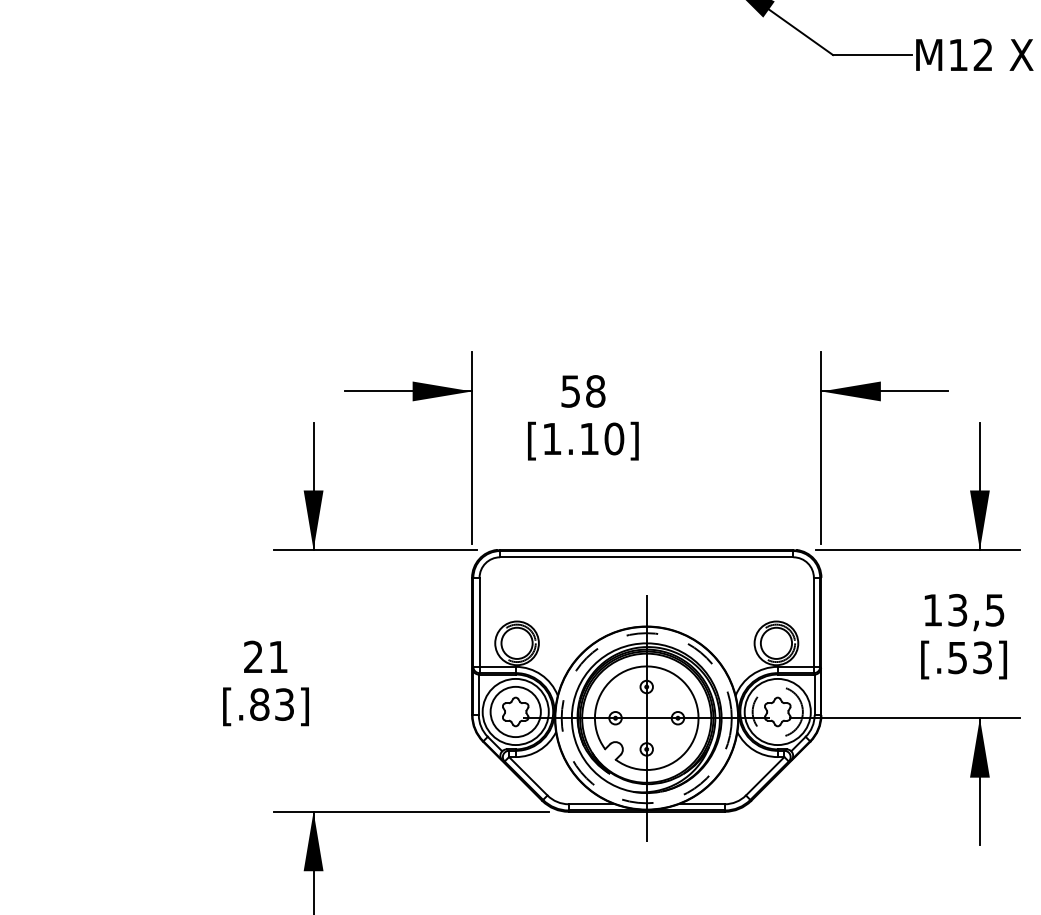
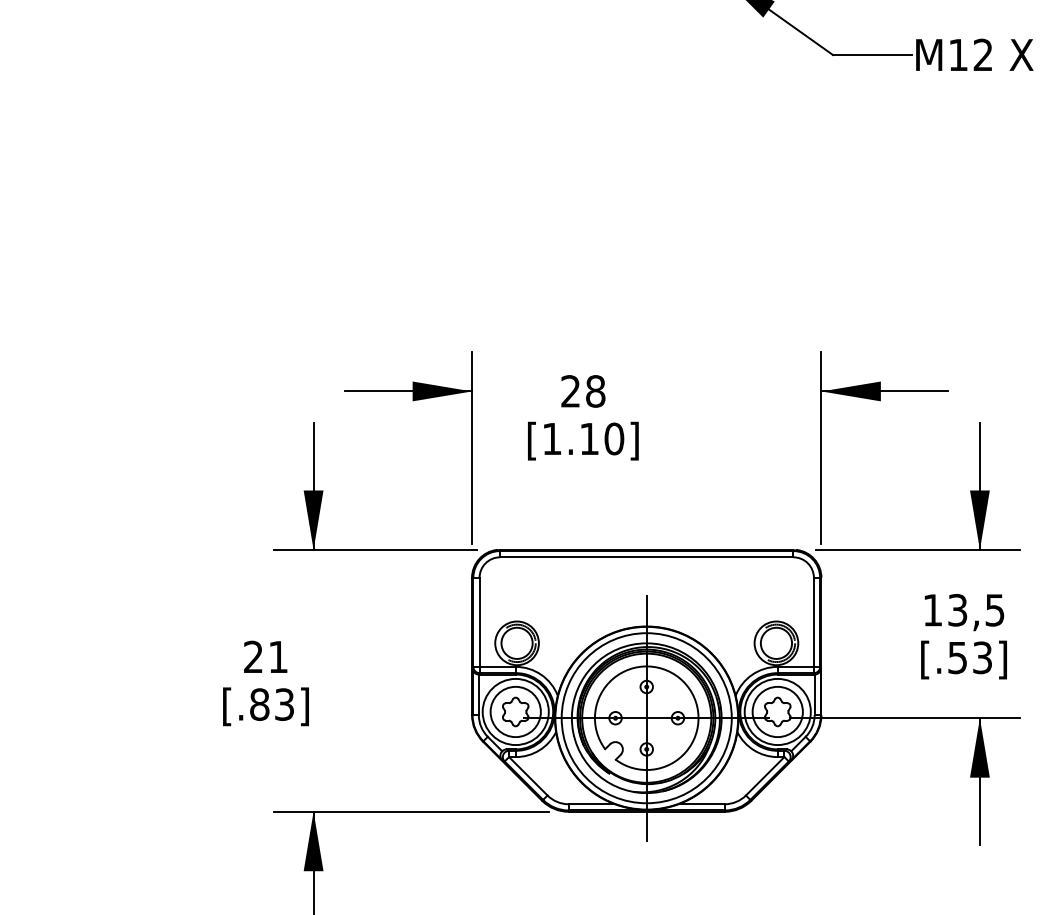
text: 58 -> 28 (570, 391)
circle: dashed -> solid (777, 711)
circle: dashed -> solid (646, 718)
